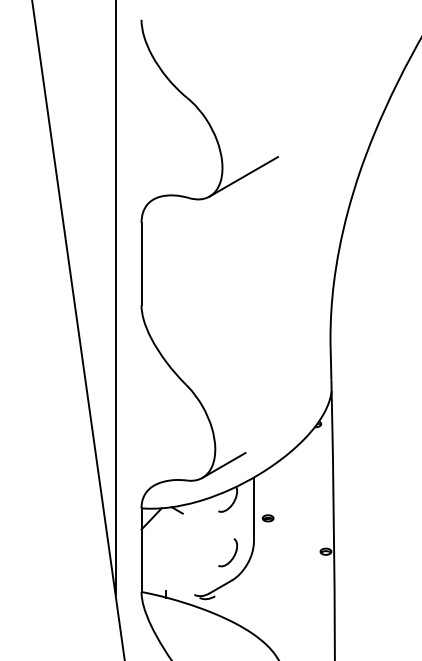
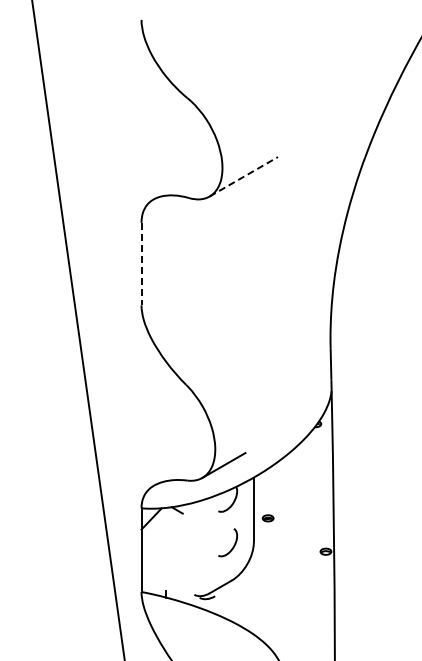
line: solid -> dashed (244, 176)
line: solid -> dashed (141, 264)
line: present -> none (115, 298)
curve position: (233, 555) -> (233, 545) (233, 545)
